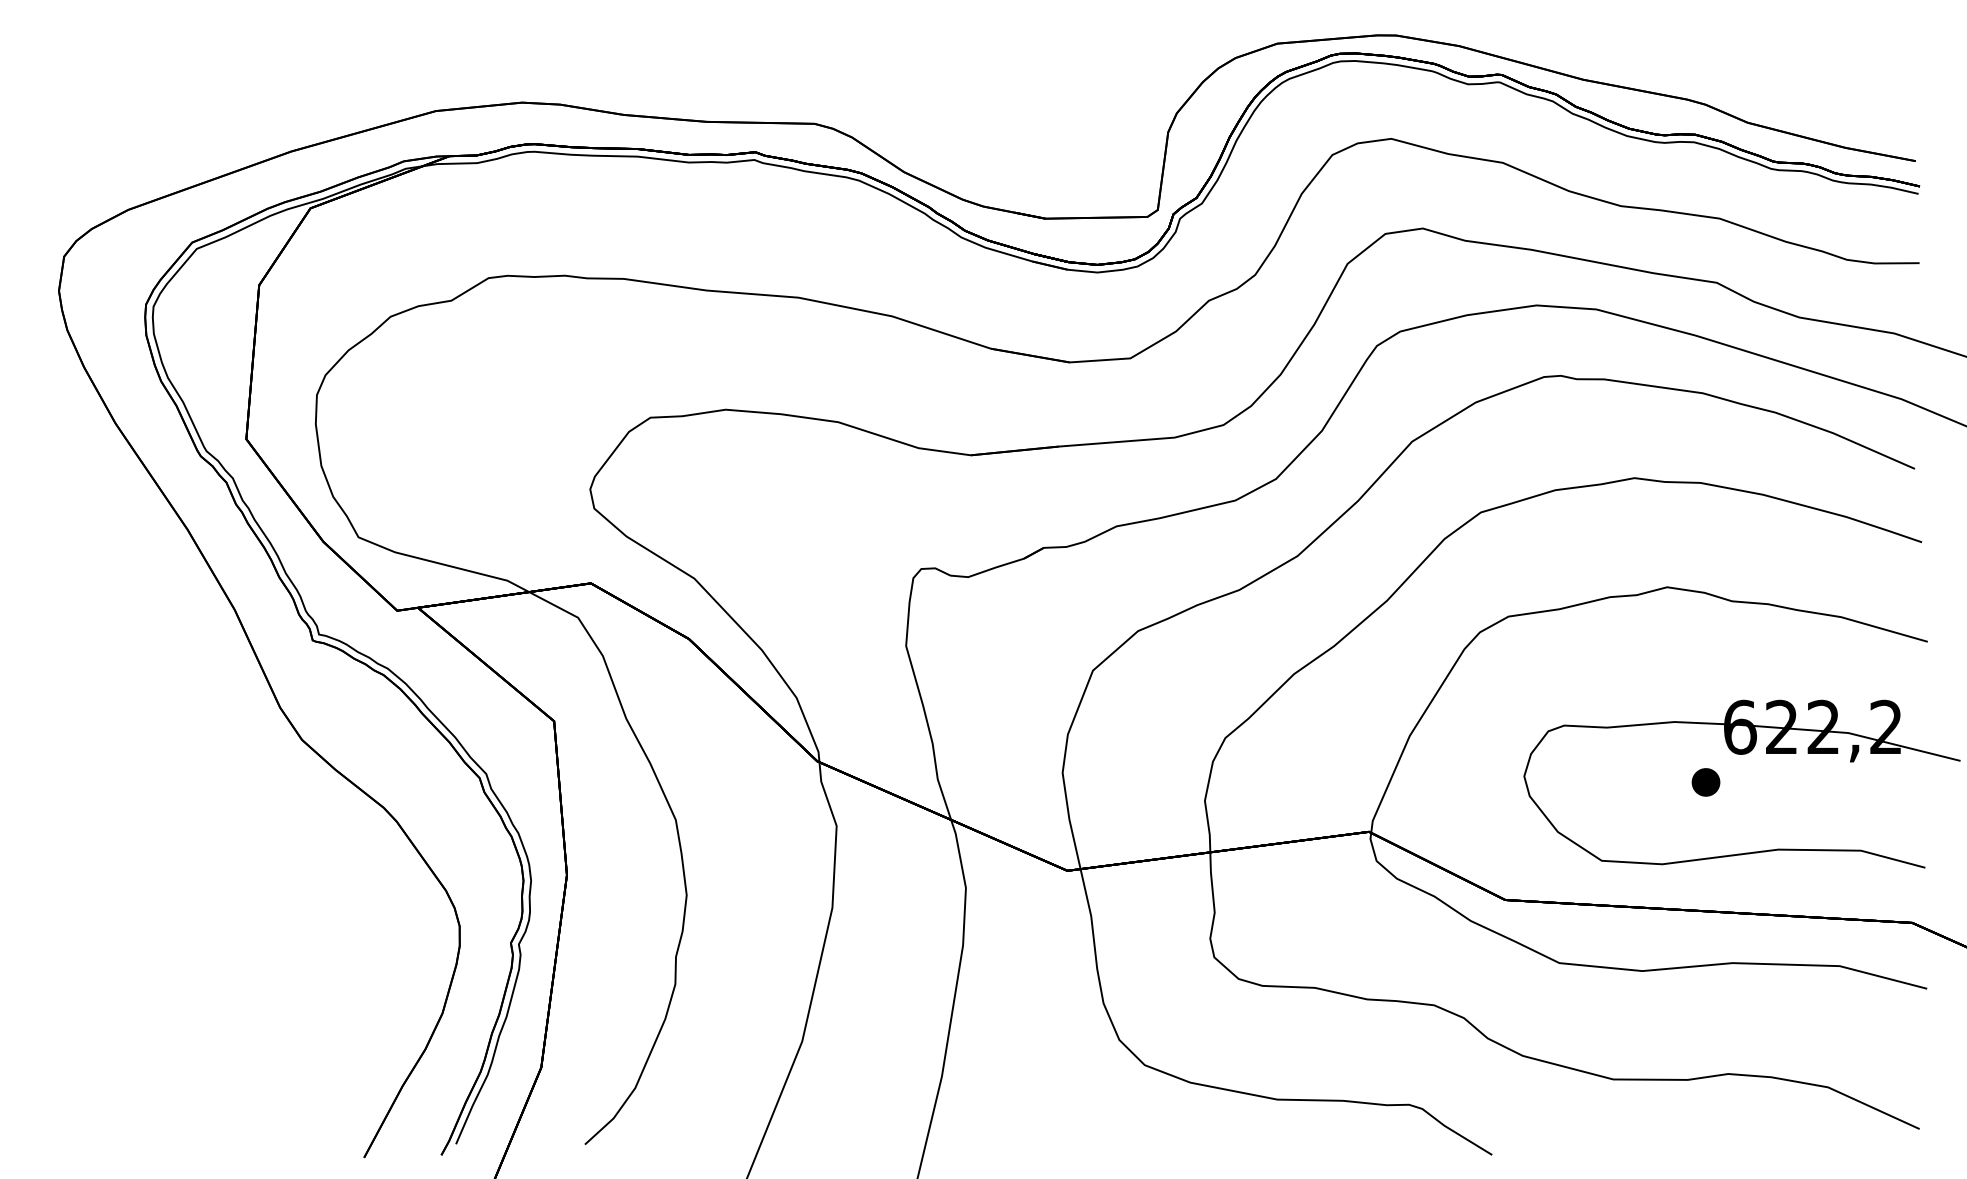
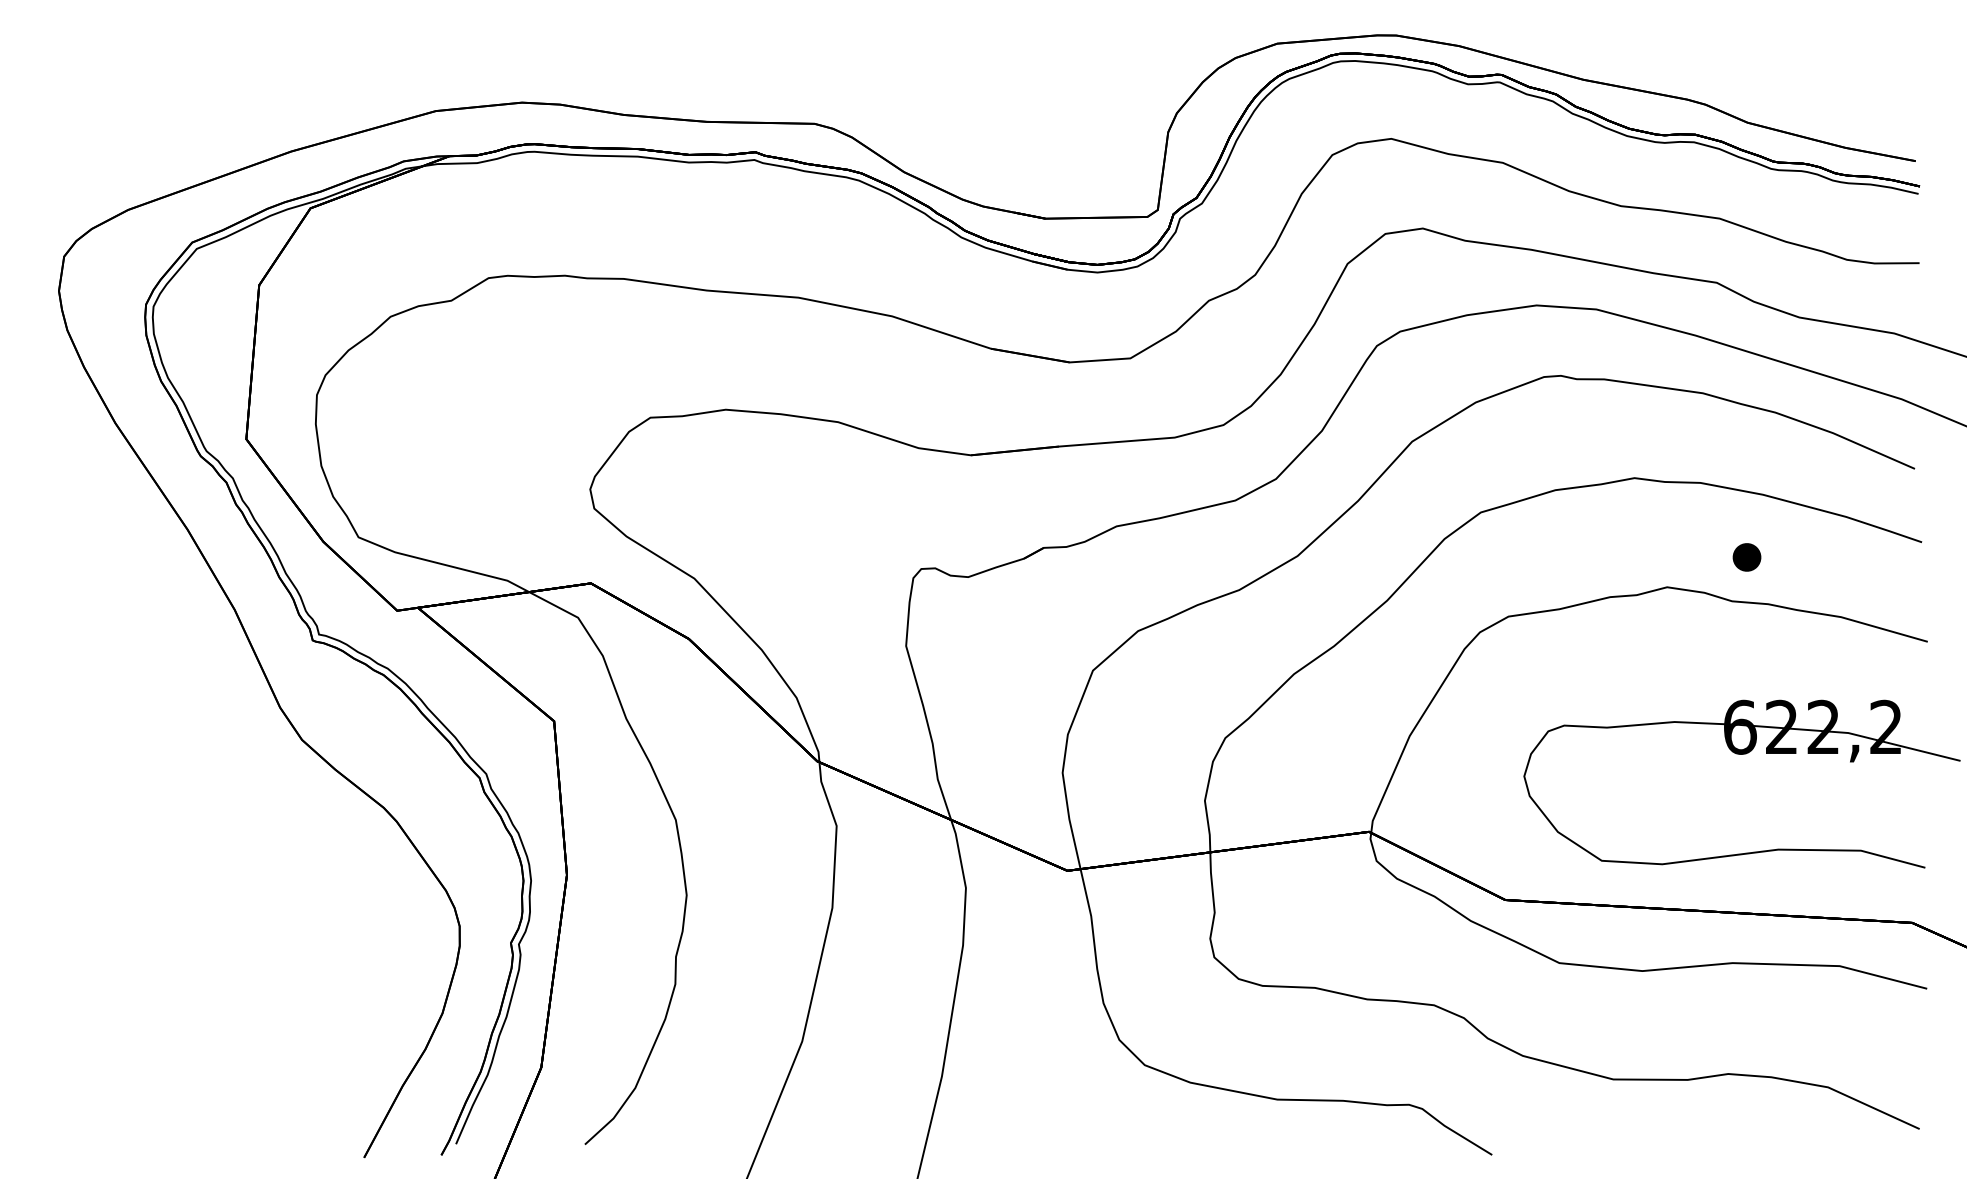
part position: (1705, 782) -> (1746, 557) (1746, 557)
